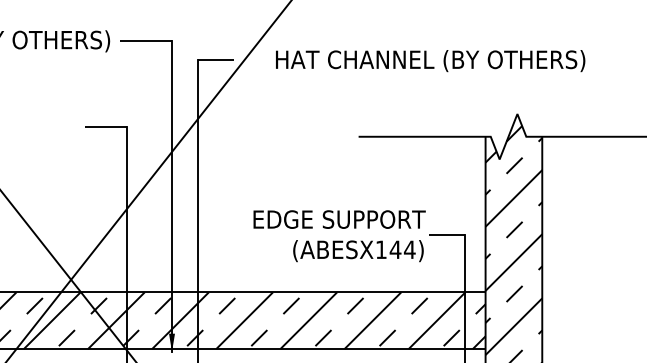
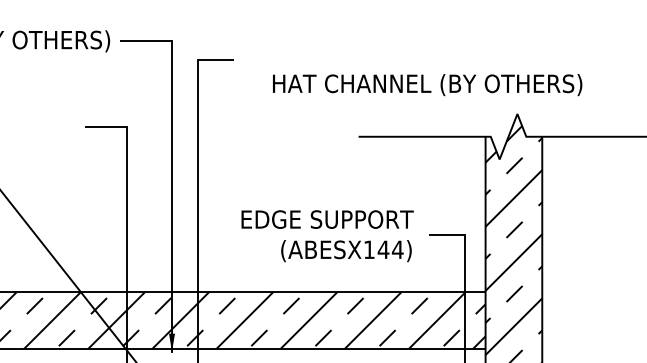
text position: (430, 61) -> (427, 85) (427, 85)
line: present -> none (148, 180)
text position: (339, 236) -> (327, 236) (327, 236)
